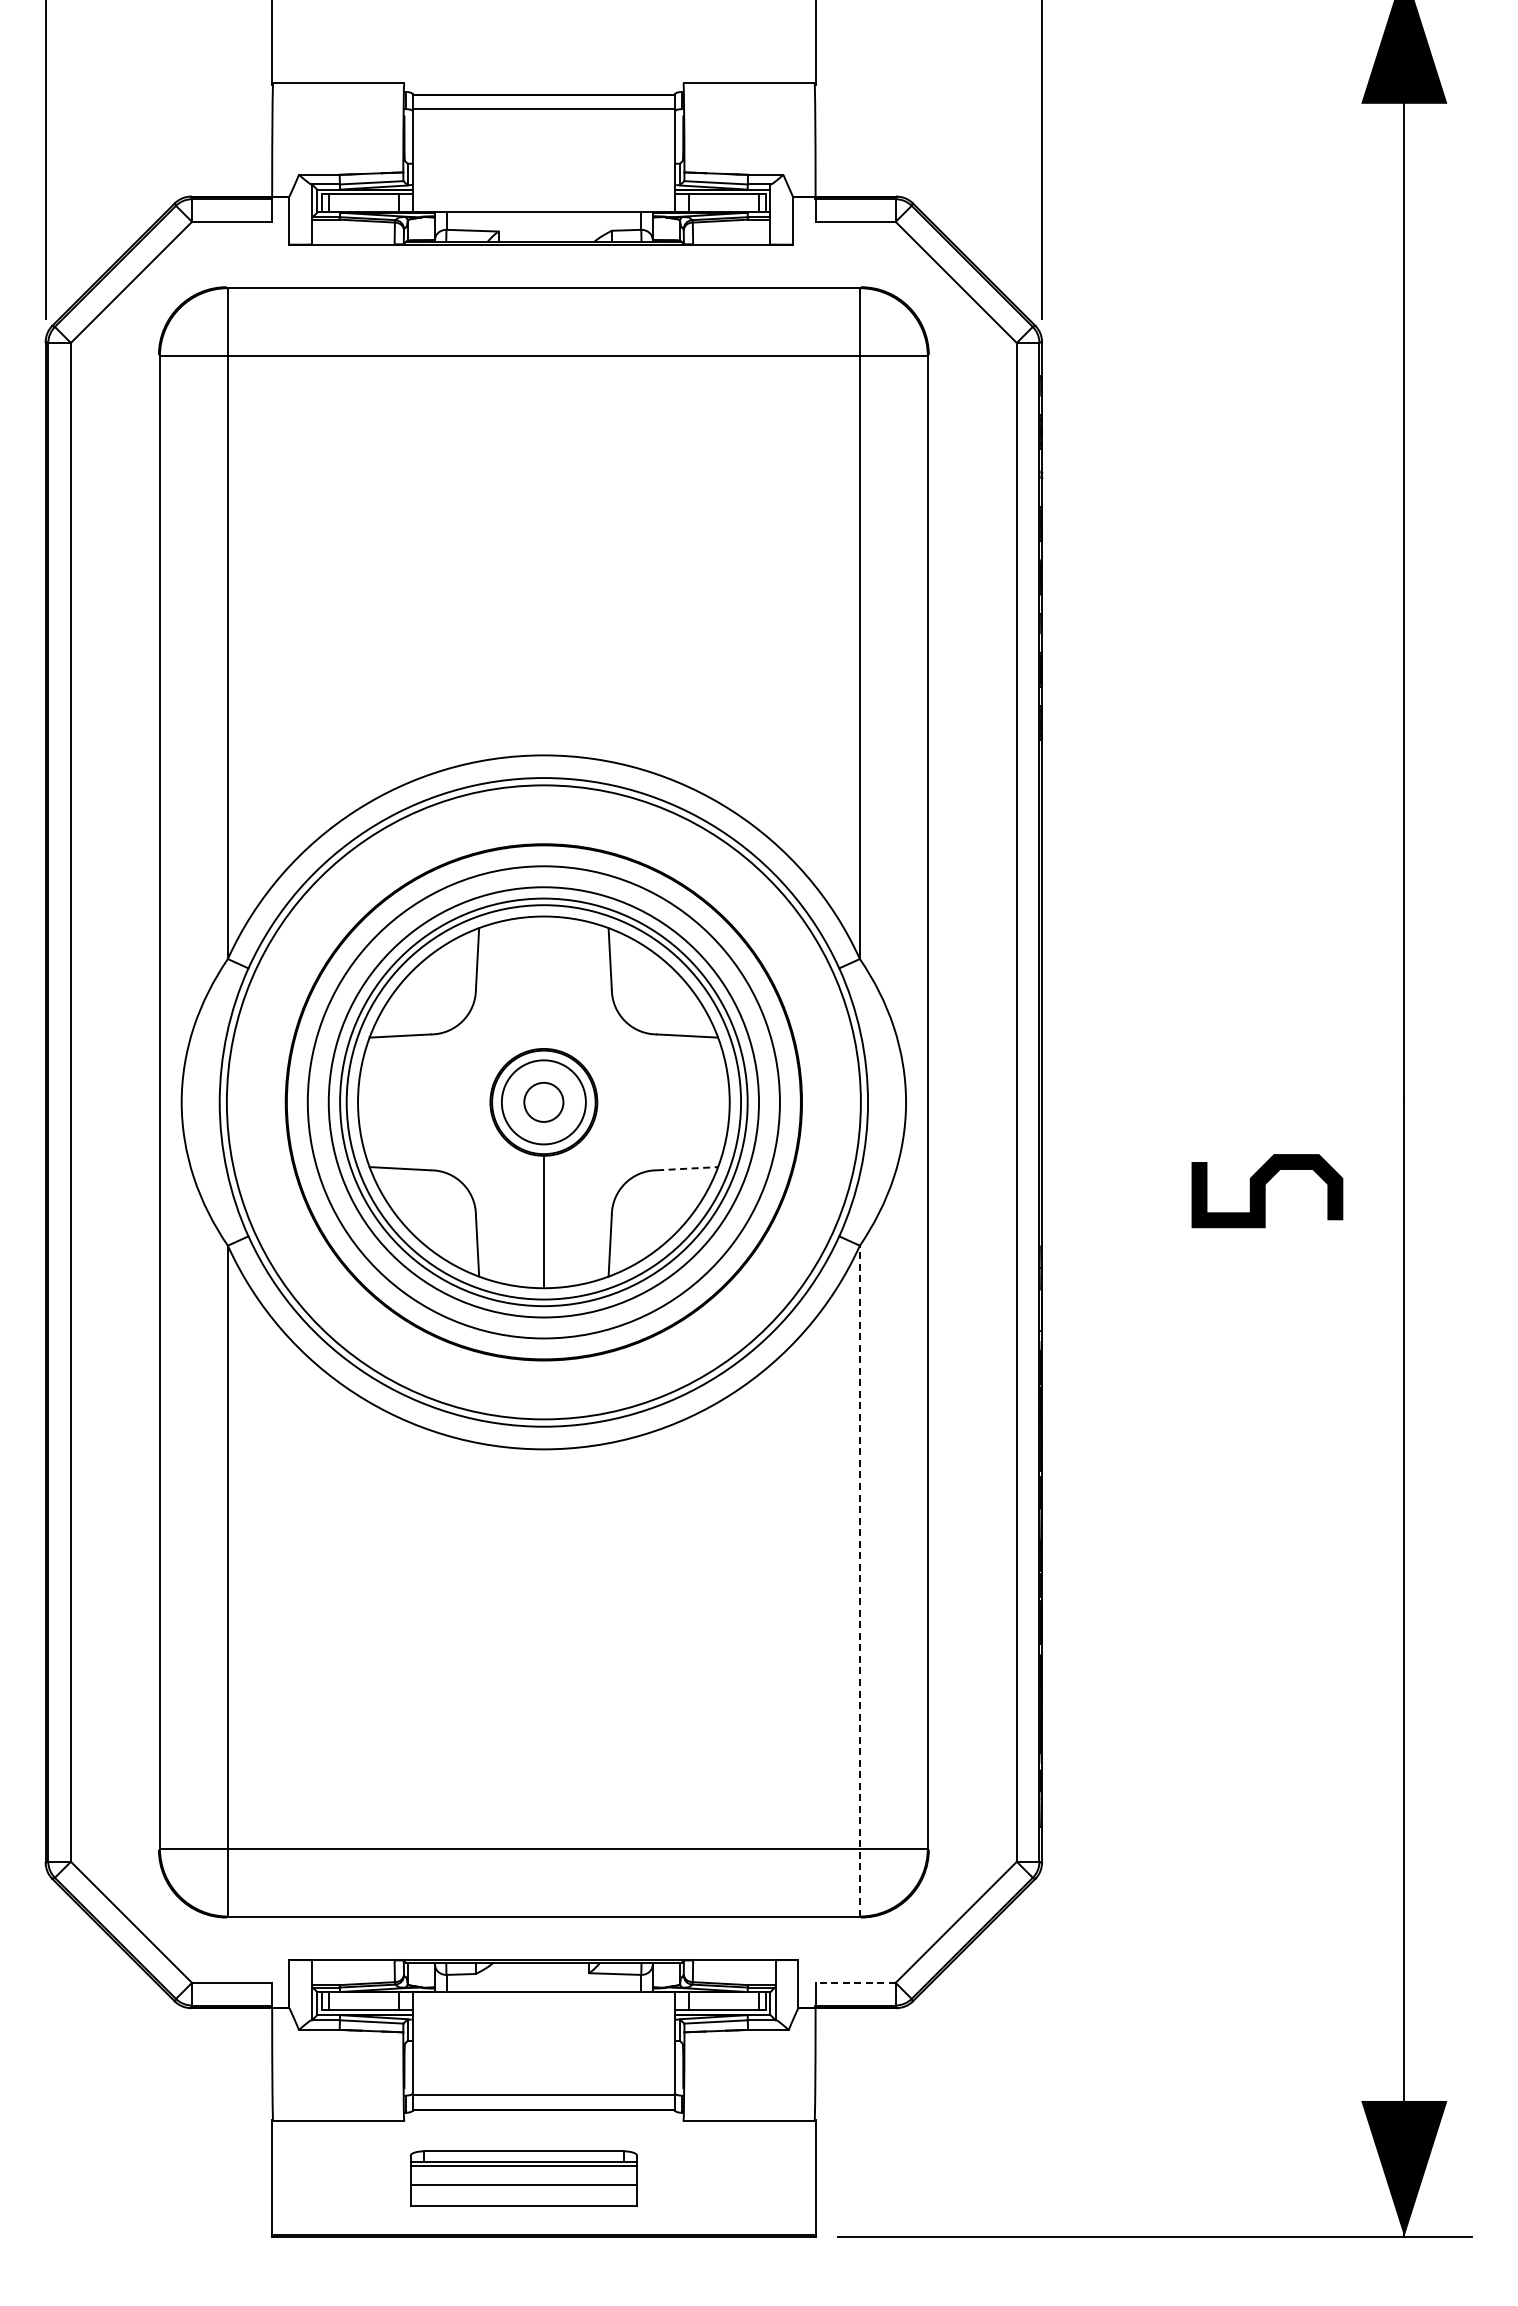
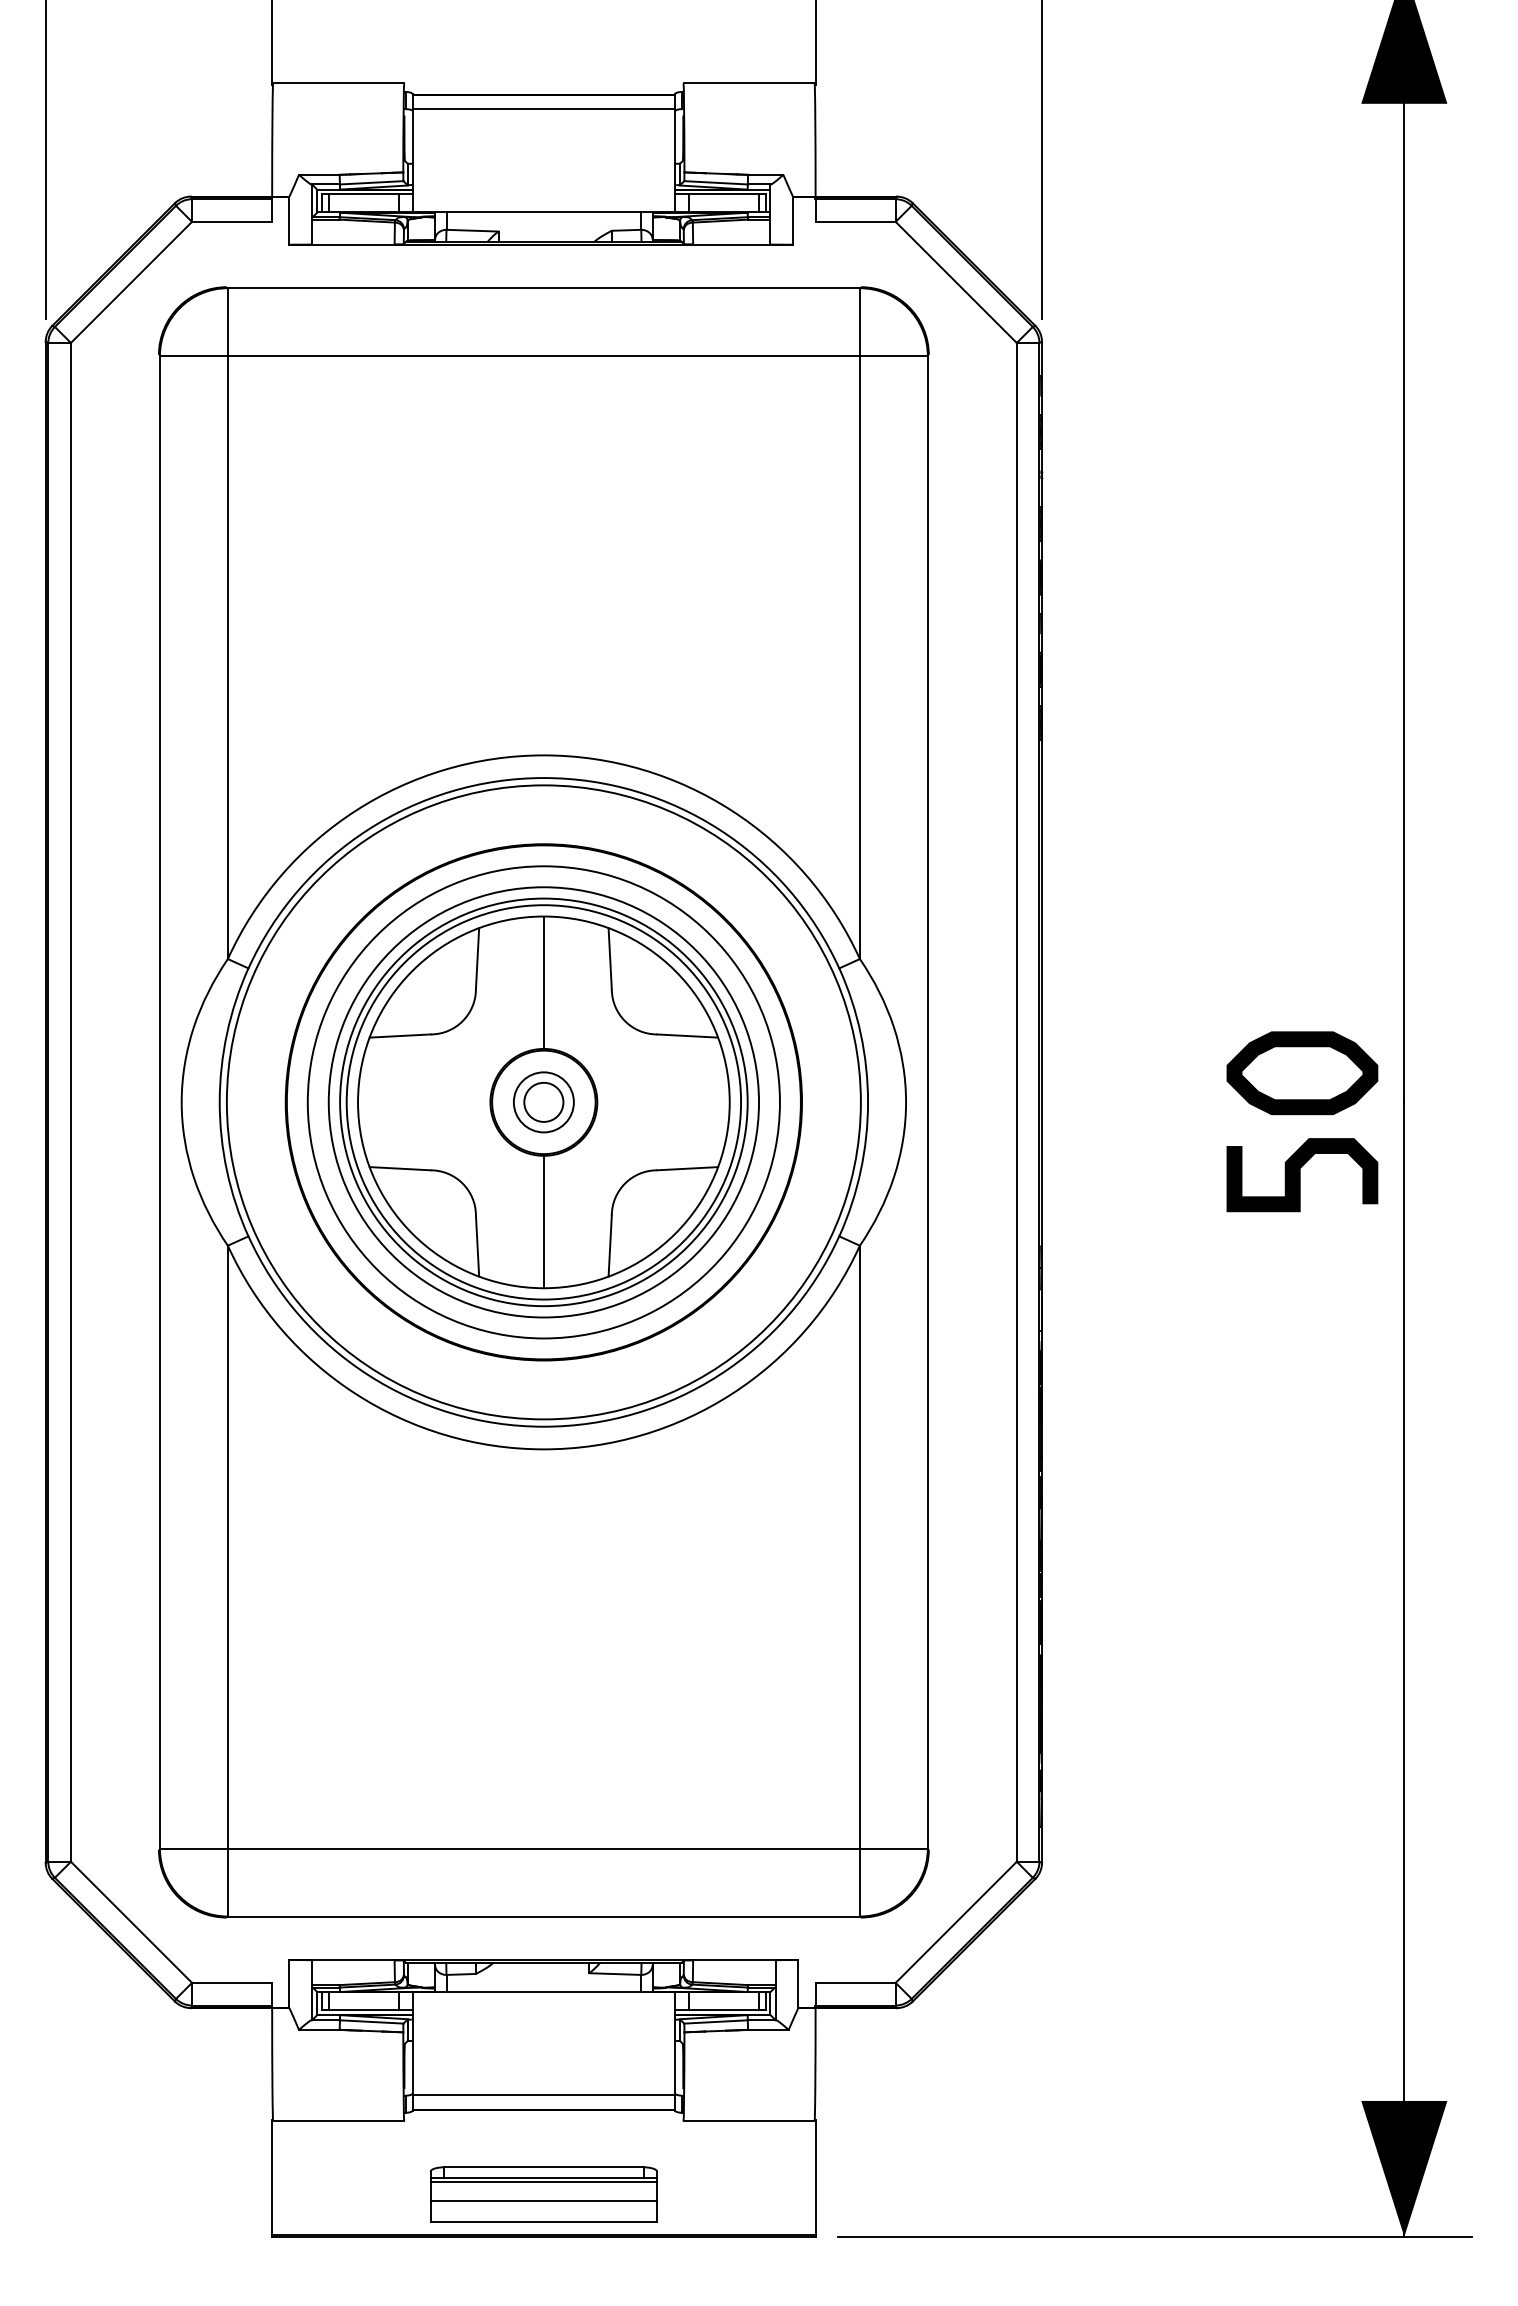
line: none -> present (543, 982)
part: none -> present (1302, 1073)
circle diameter: 84 px -> 60 px (543, 1102)
line: dashed -> solid (687, 1168)
curve position: (1265, 1191) -> (1300, 1175) (1300, 1175)
line: dashed -> solid (859, 1580)
line: dashed -> solid (855, 1982)
part position: (523, 2178) -> (543, 2194) (543, 2194)
